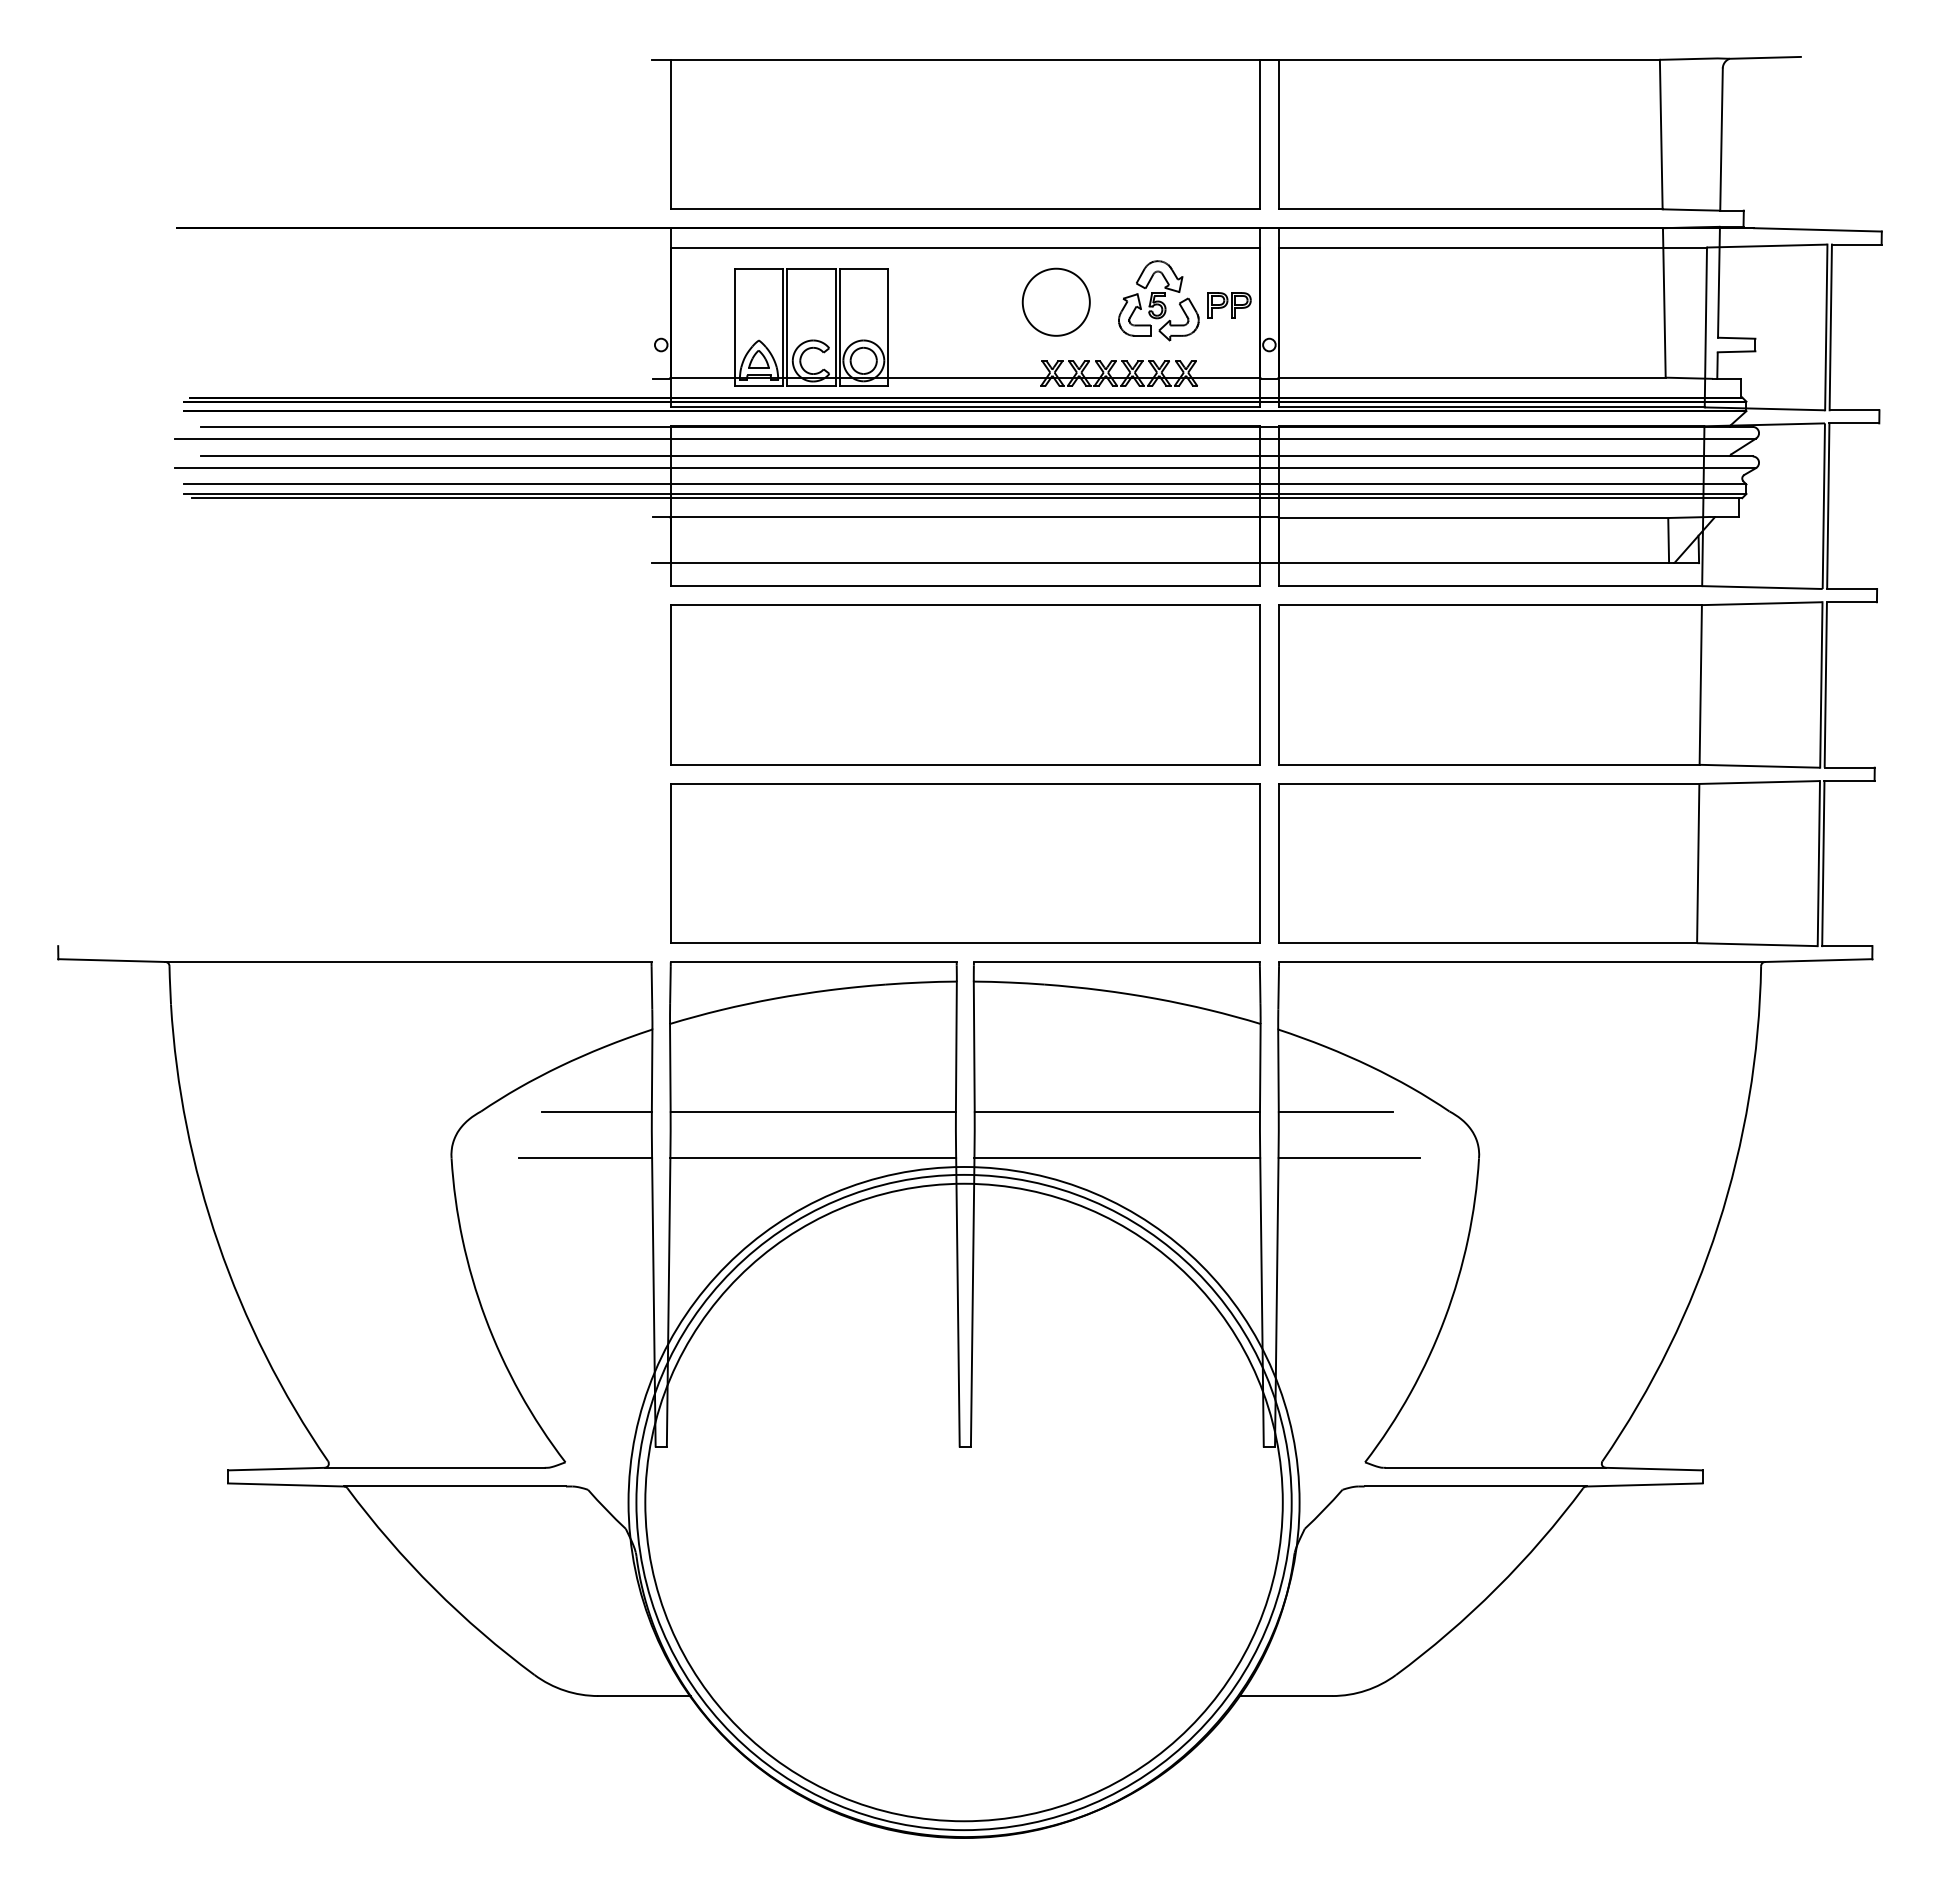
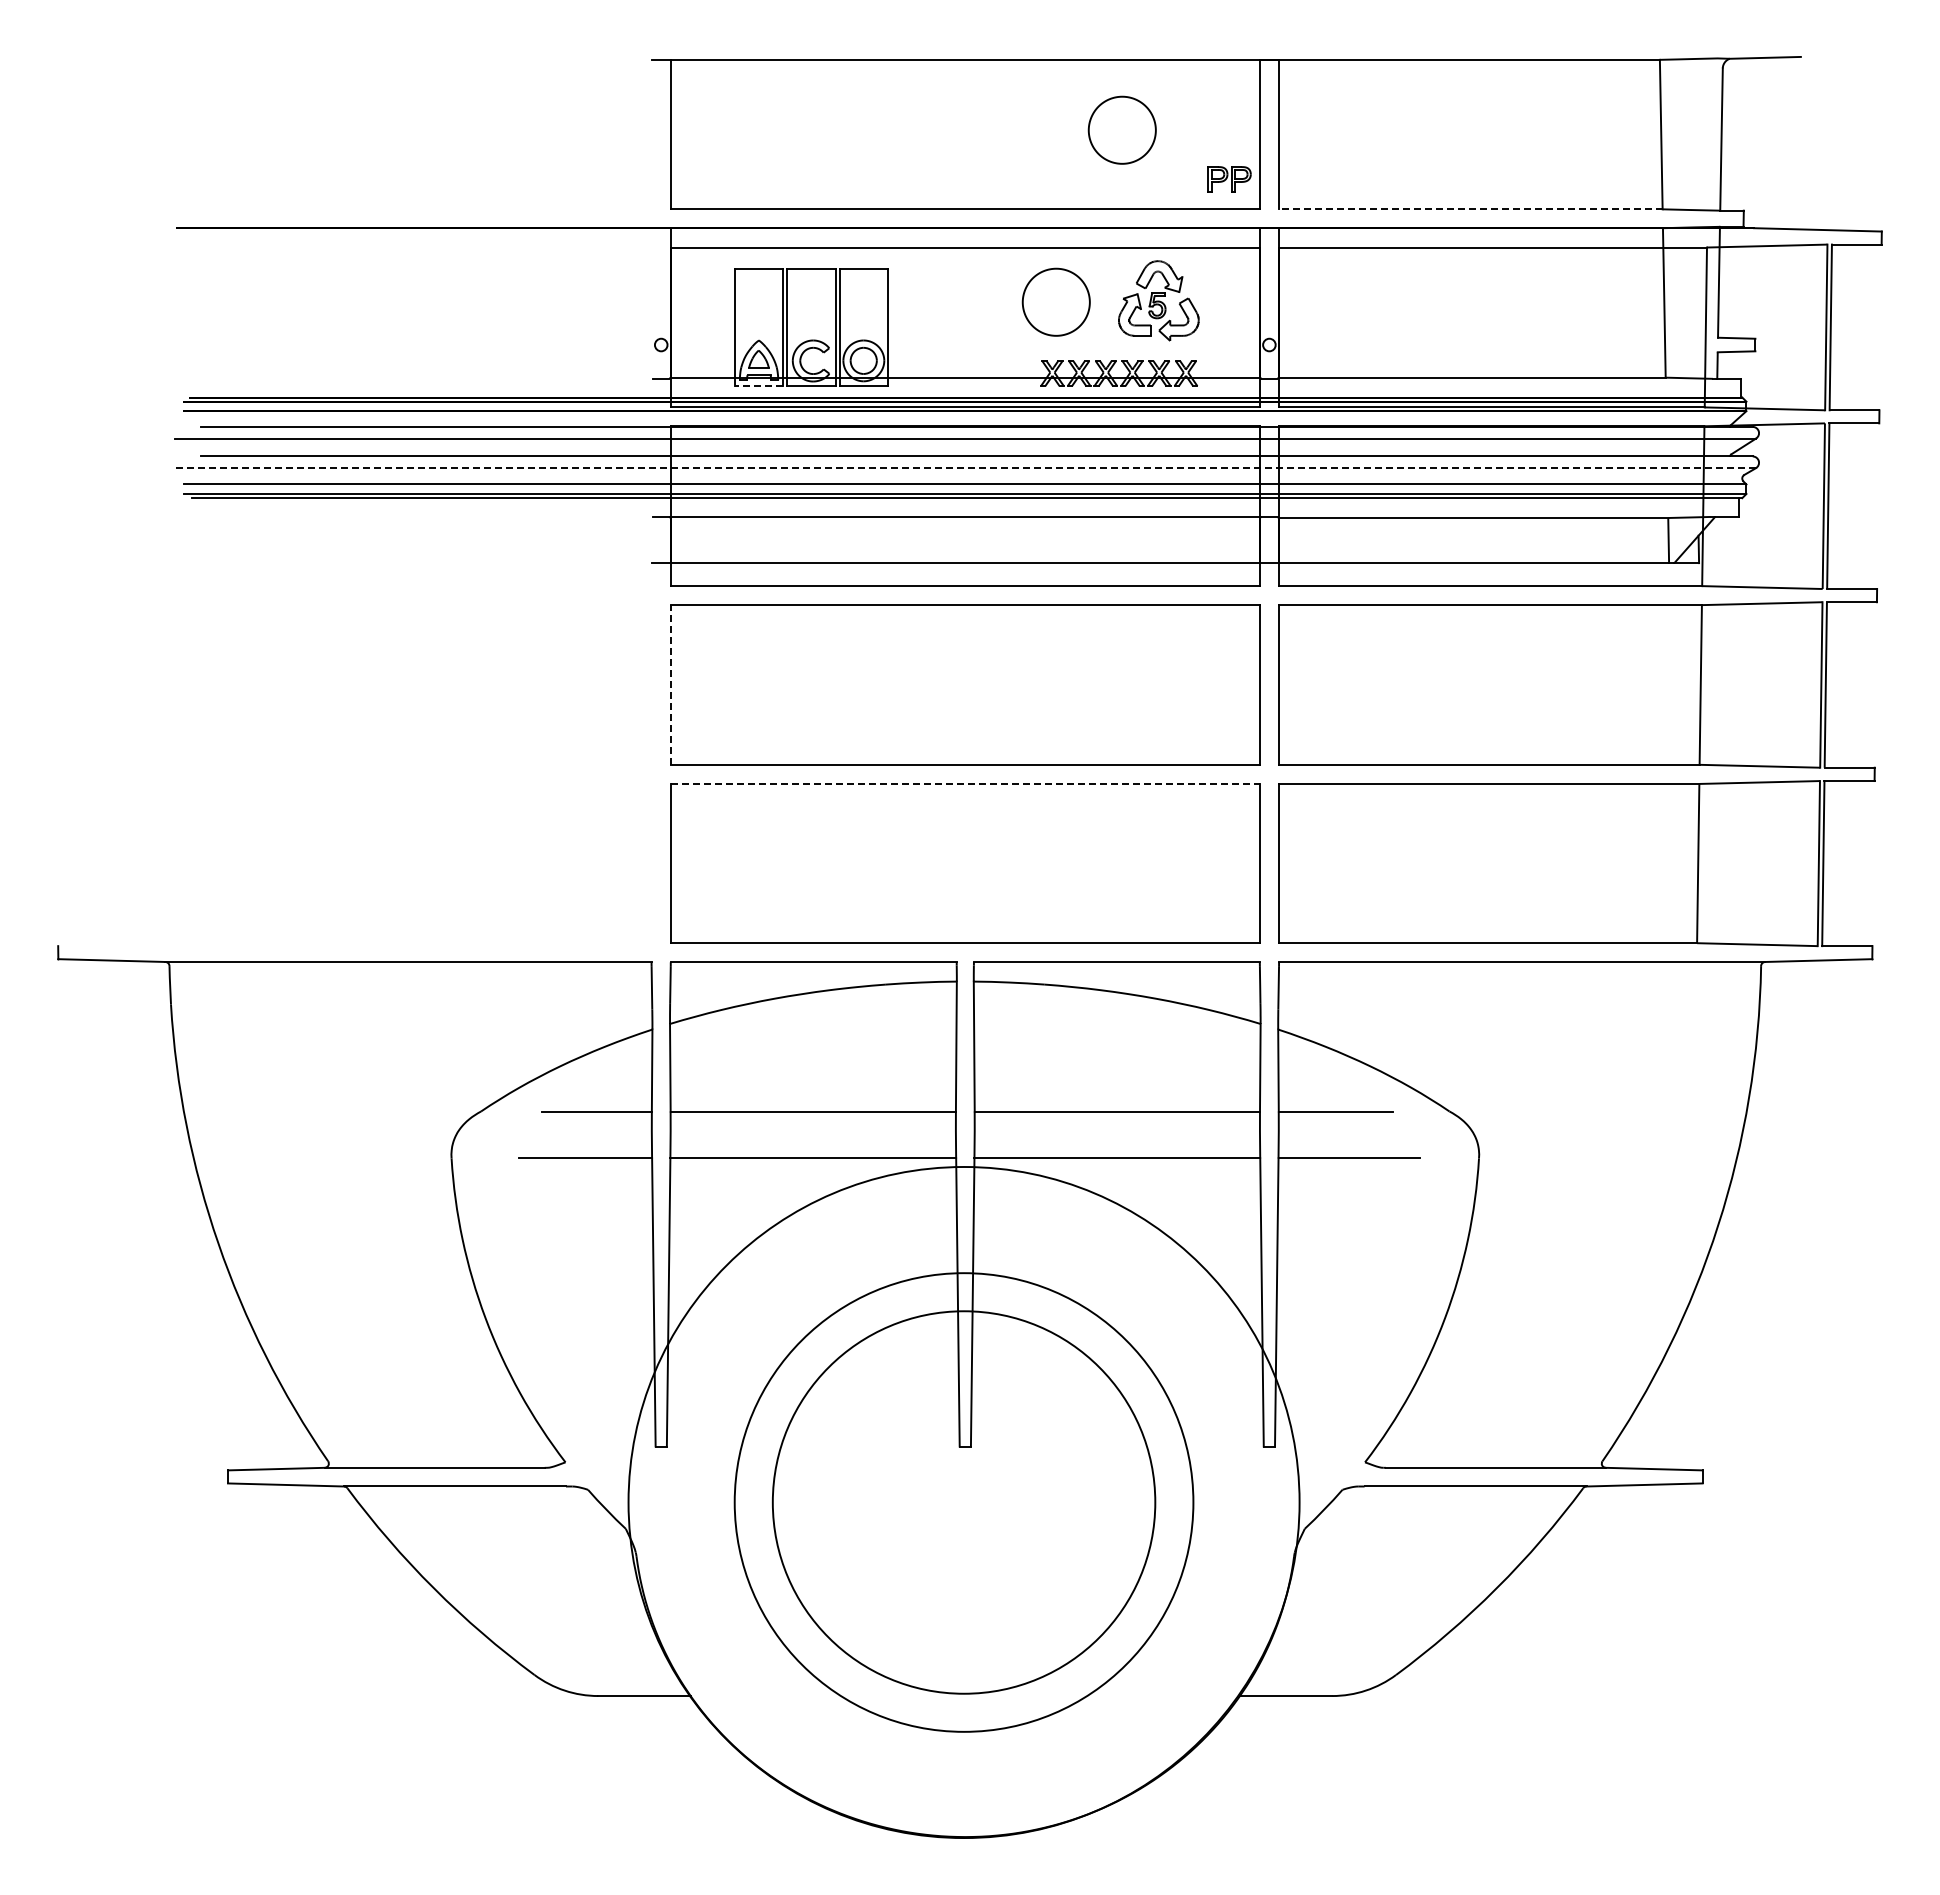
part: none -> present (1121, 129)
line: solid -> dashed (1470, 209)
part position: (1229, 305) -> (1229, 179) (1229, 179)
line: solid -> dashed (759, 385)
line: solid -> dashed (965, 468)
line: solid -> dashed (670, 684)
line: solid -> dashed (965, 783)
circle diameter: 637 px -> 382 px (963, 1502)
circle diameter: 655 px -> 459 px (963, 1502)
